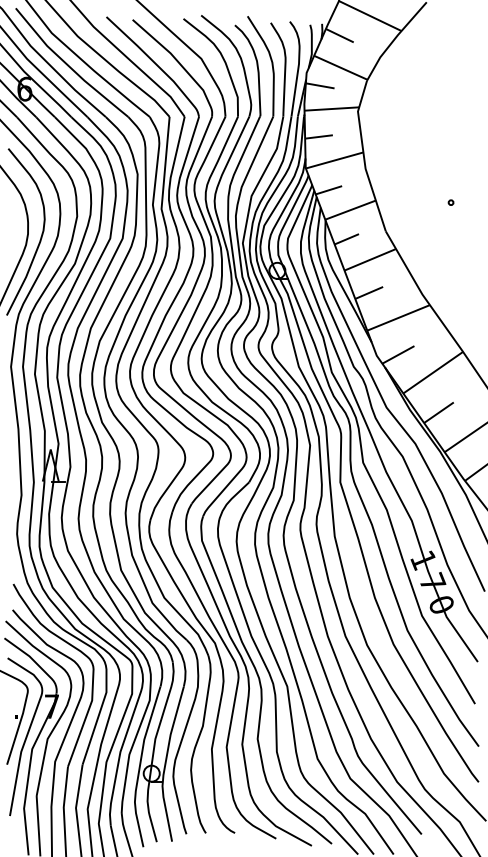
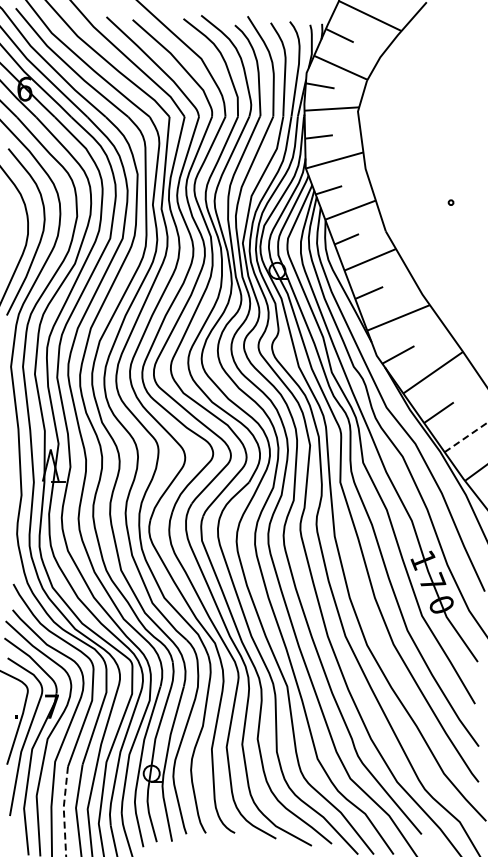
line: solid -> dashed (466, 437)
line: solid -> dashed (63, 811)
